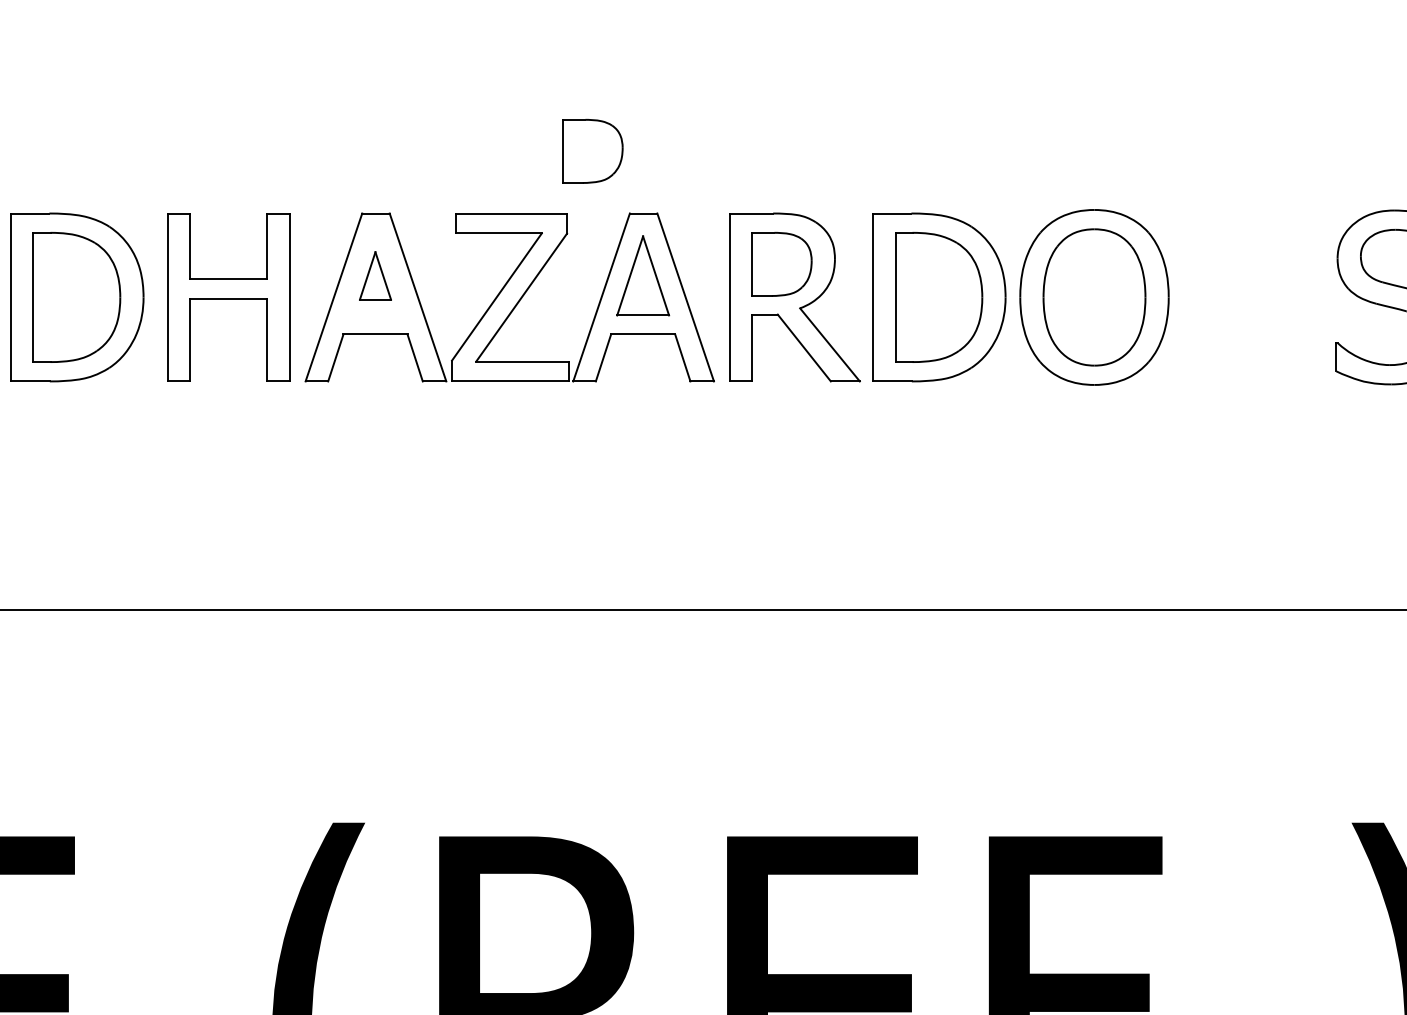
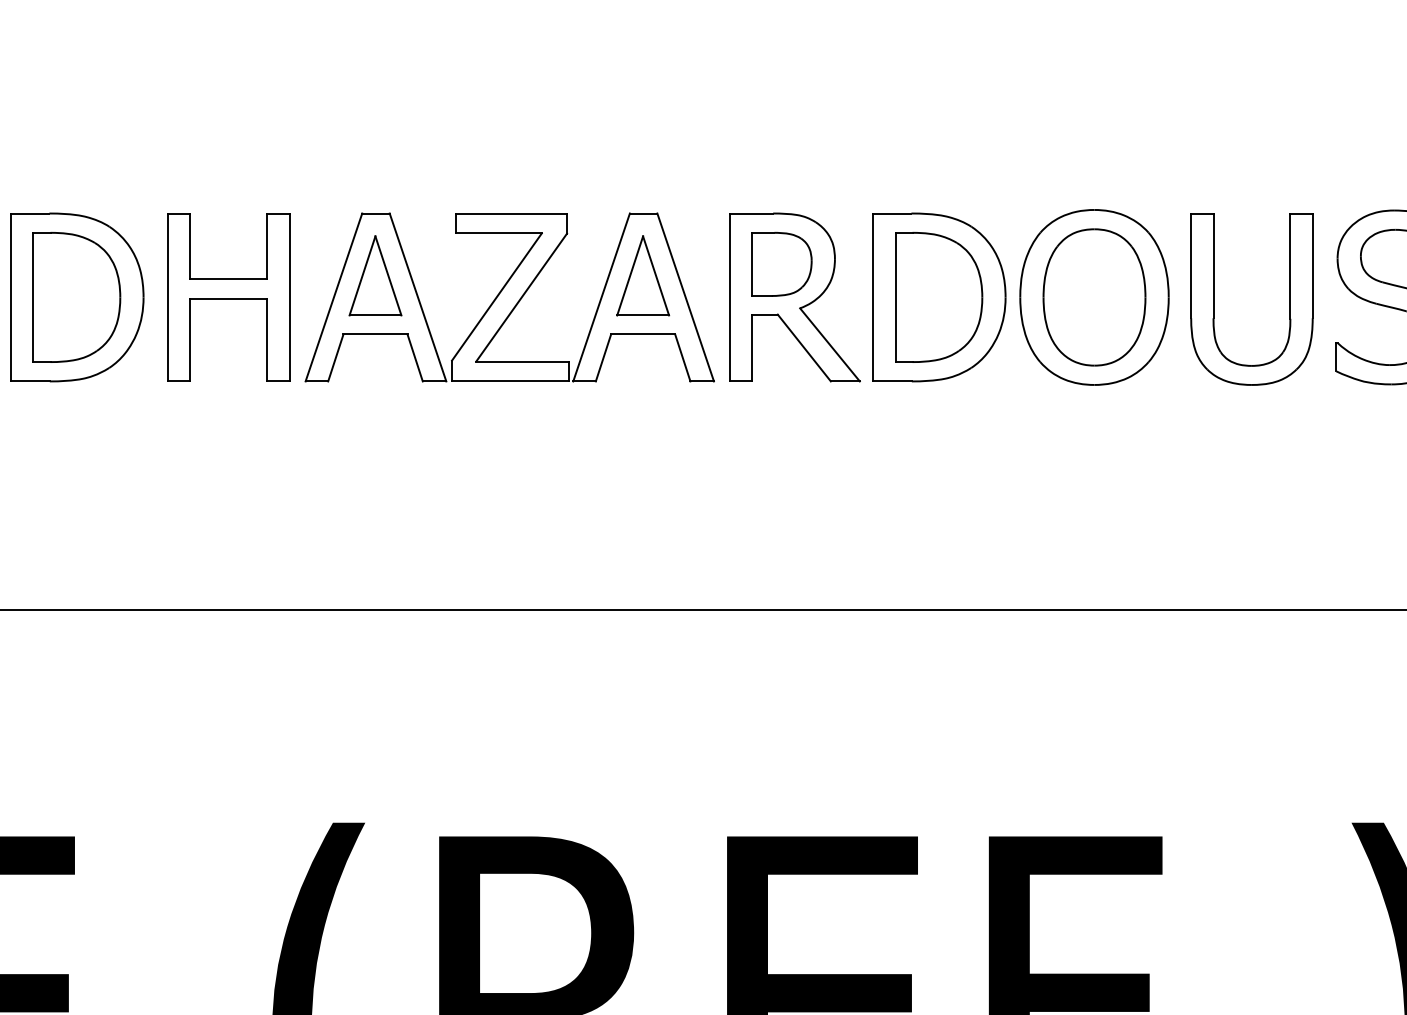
part: present -> none (592, 150)
part size: 33x50 px -> 55x82 px (375, 275)
part: none -> present (1214, 299)
